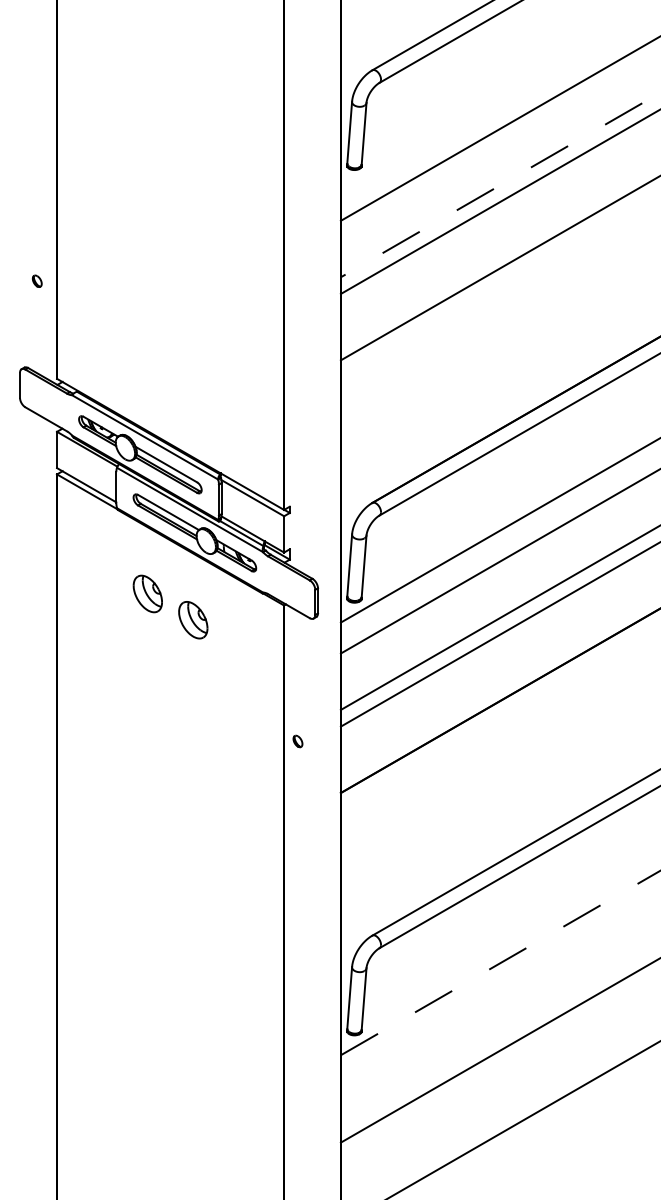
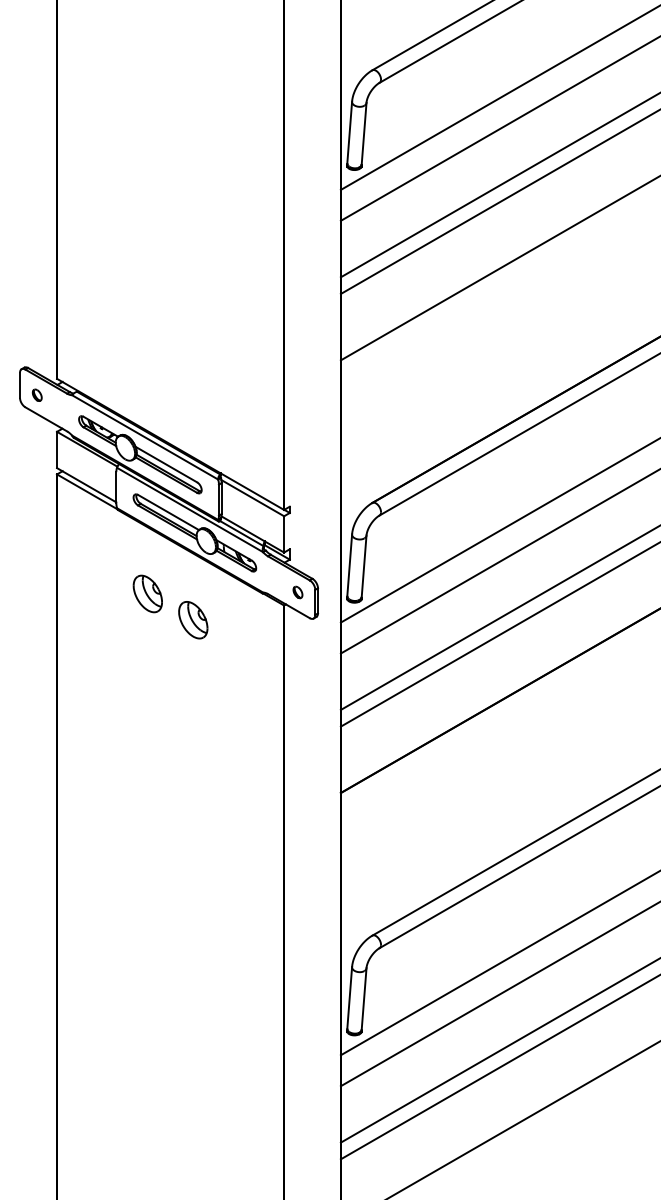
line: none -> present (498, 97)
line: dashed -> solid (500, 185)
part position: (36, 280) -> (36, 394) (36, 394)
part position: (297, 741) -> (297, 592) (297, 592)
line: dashed -> solid (501, 962)
line: none -> present (498, 994)
line: none -> present (498, 1067)
